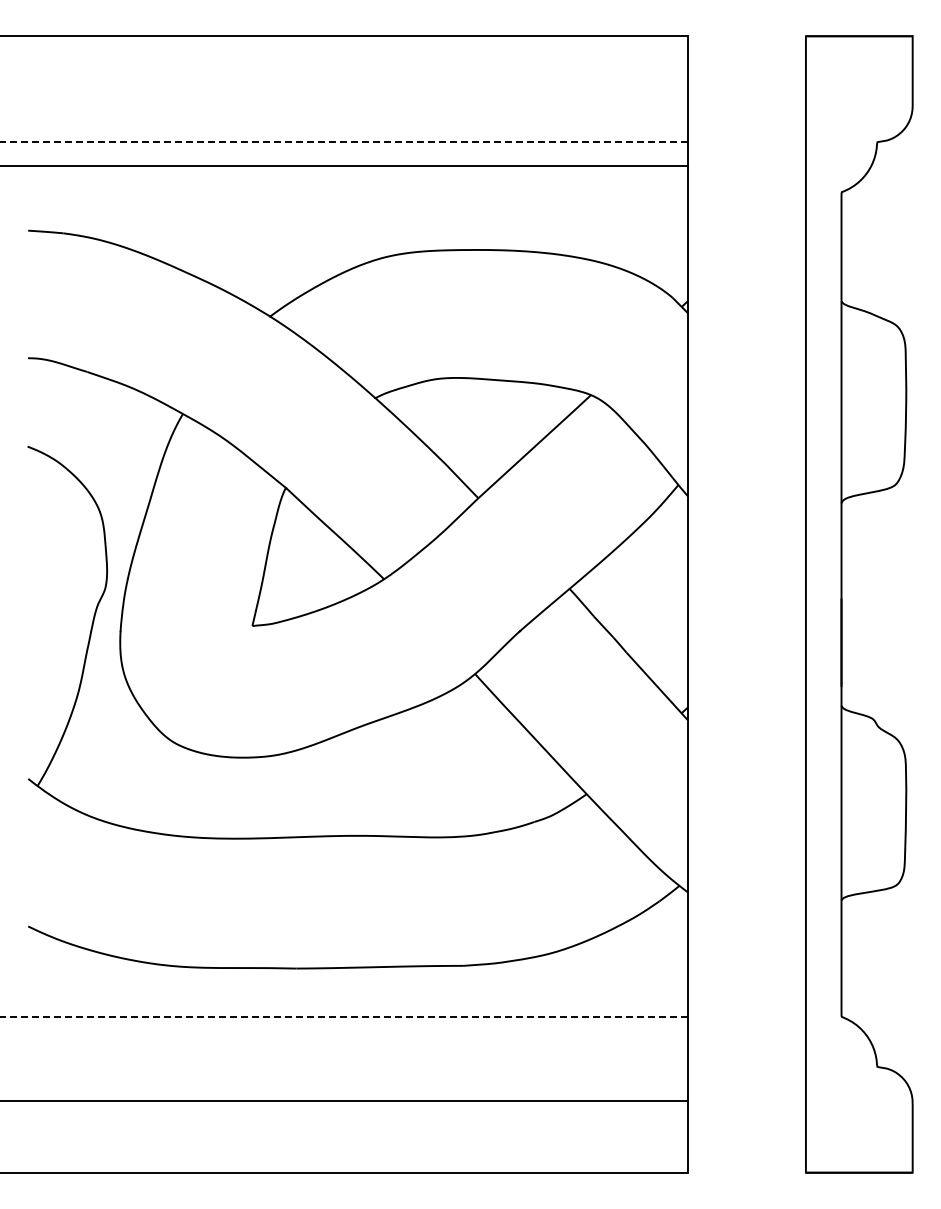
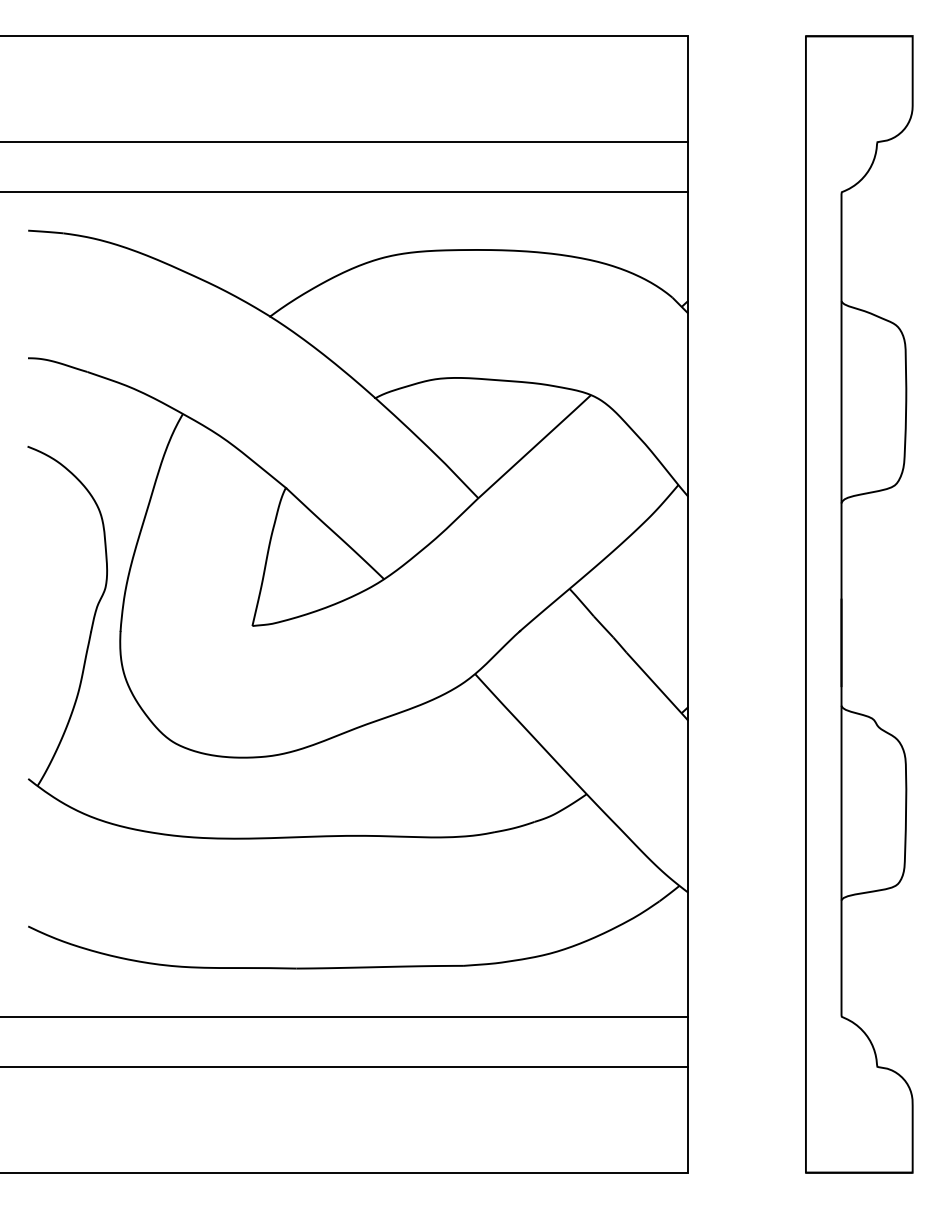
line: dashed -> solid (344, 141)
line position: (345, 165) -> (345, 191) (345, 191)
line: dashed -> solid (344, 1017)
line position: (345, 1101) -> (345, 1067) (345, 1067)
